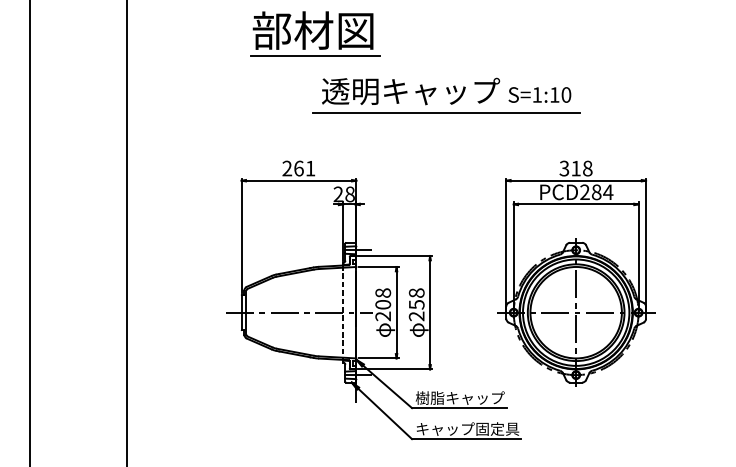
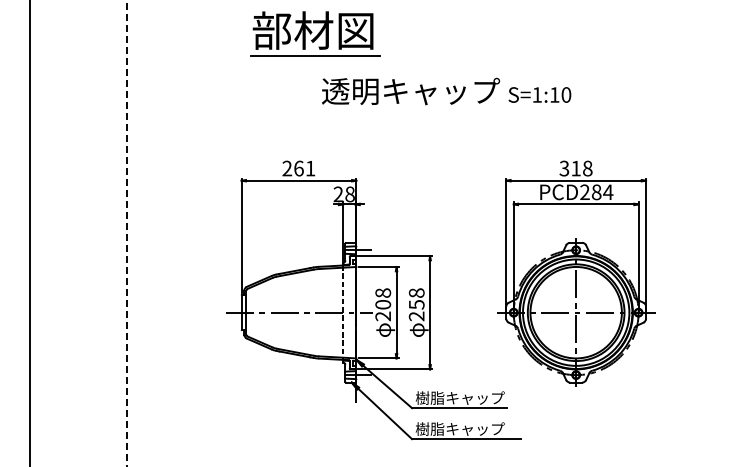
line: present -> none (446, 112)
line: solid -> dashed (127, 233)
text: キャップ固定具 -> 樹脂キャップ (467, 428)
